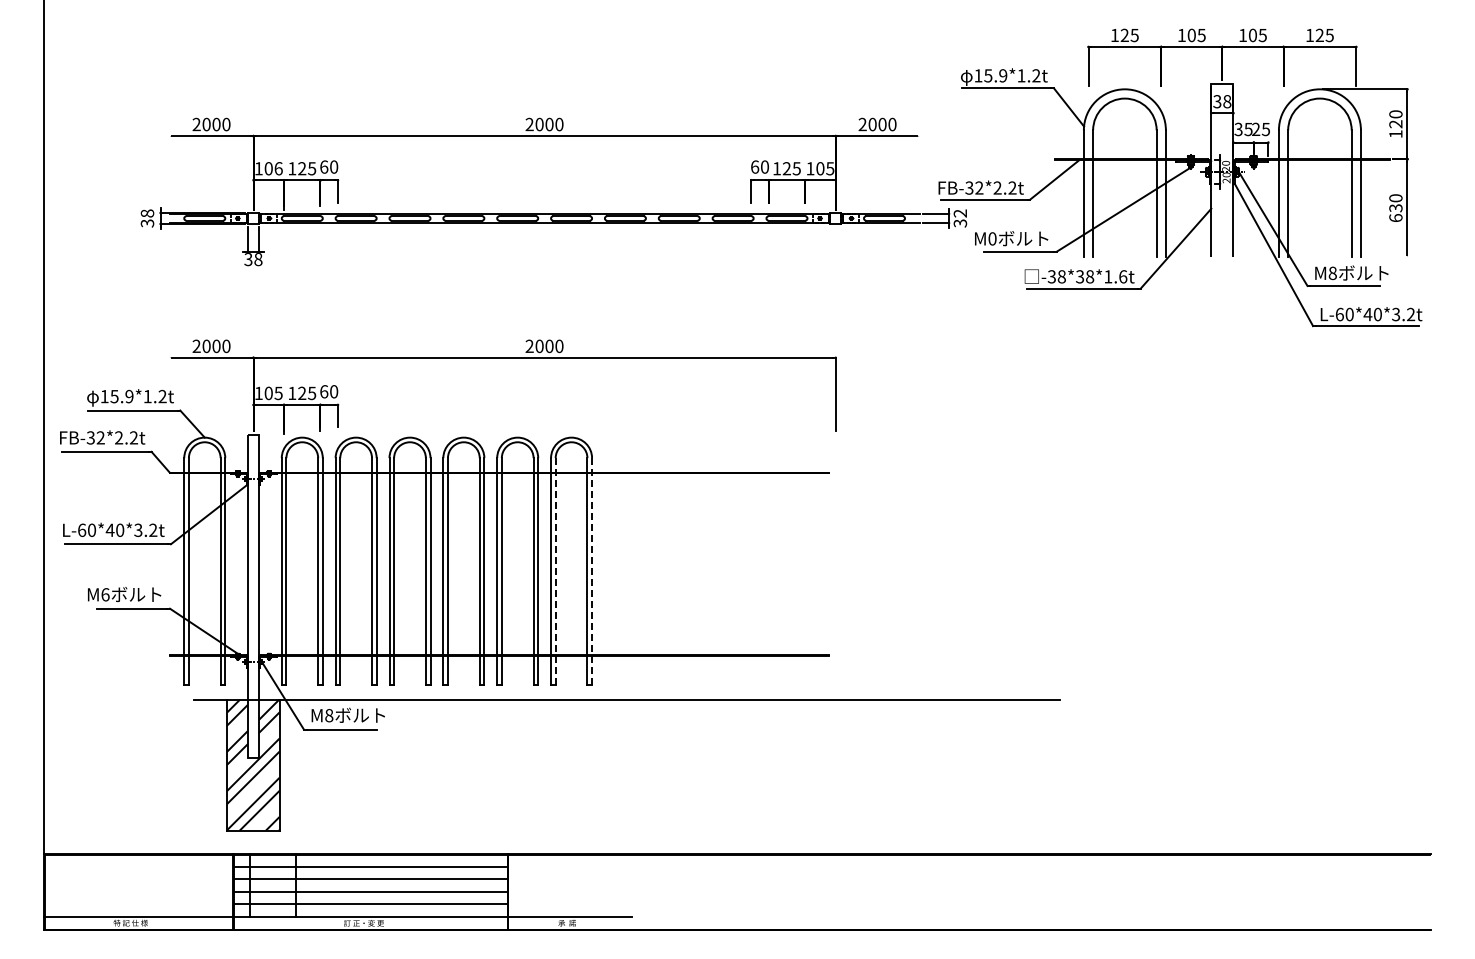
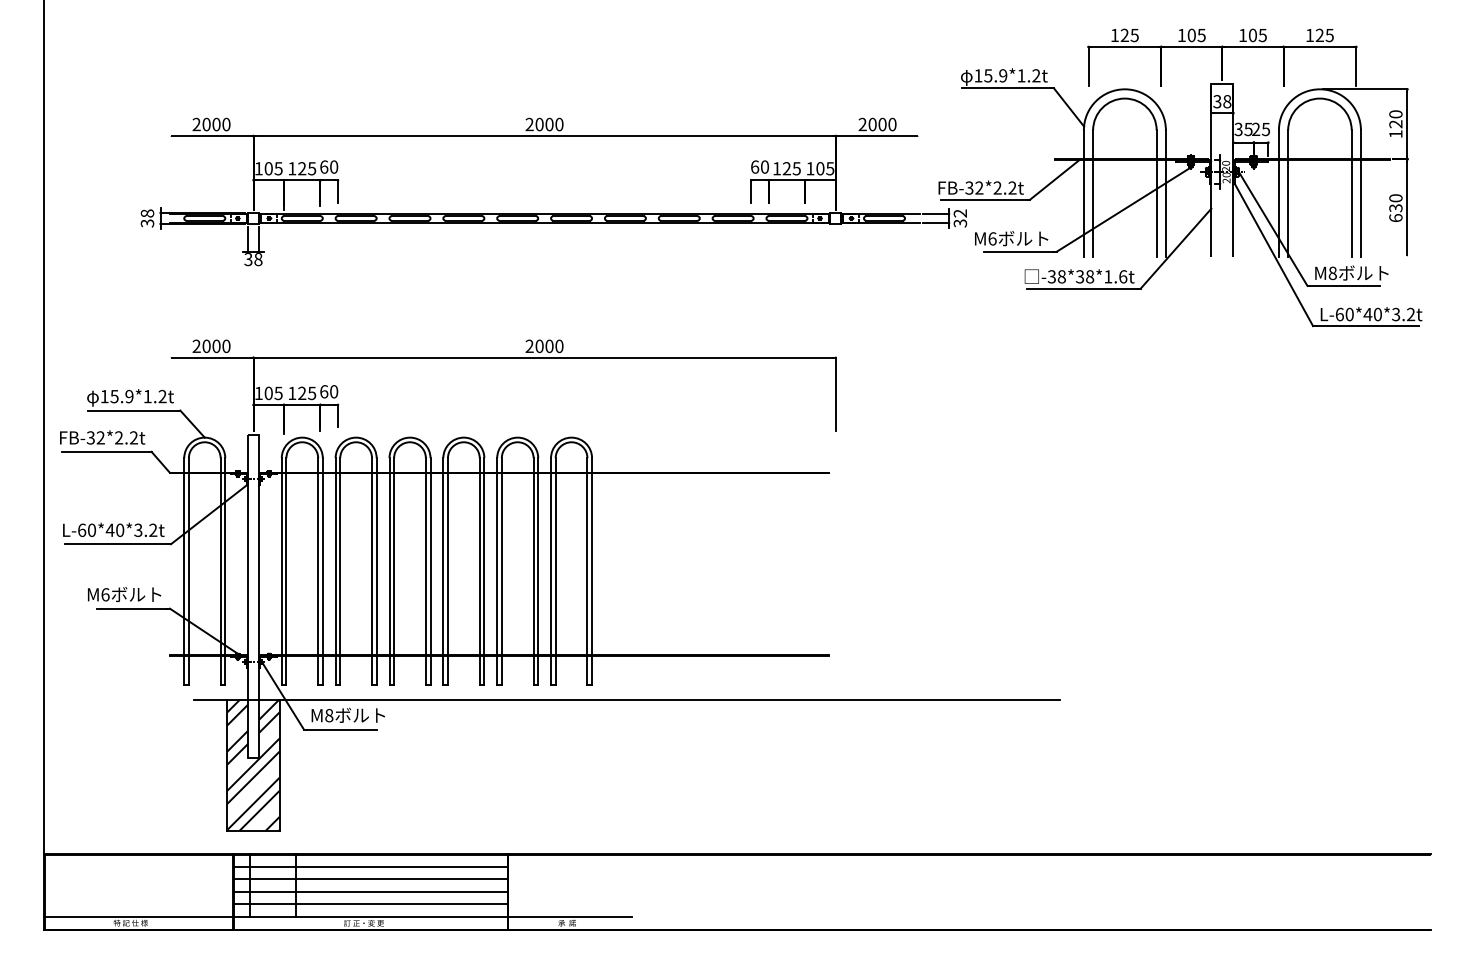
text: 106 -> 105 (278, 168)
text: M0 -> M6 (992, 238)
line: dashed -> solid (555, 571)
line: dashed -> solid (592, 571)
